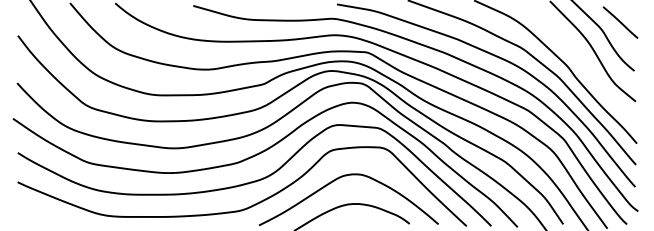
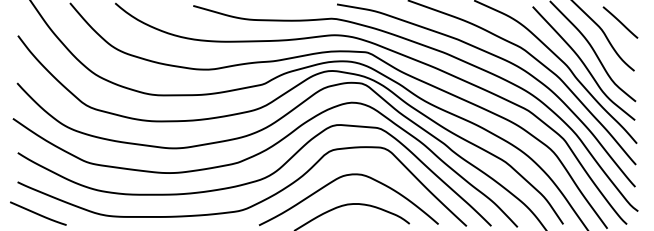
curve: none -> present (583, 63)
line: none -> present (38, 213)
